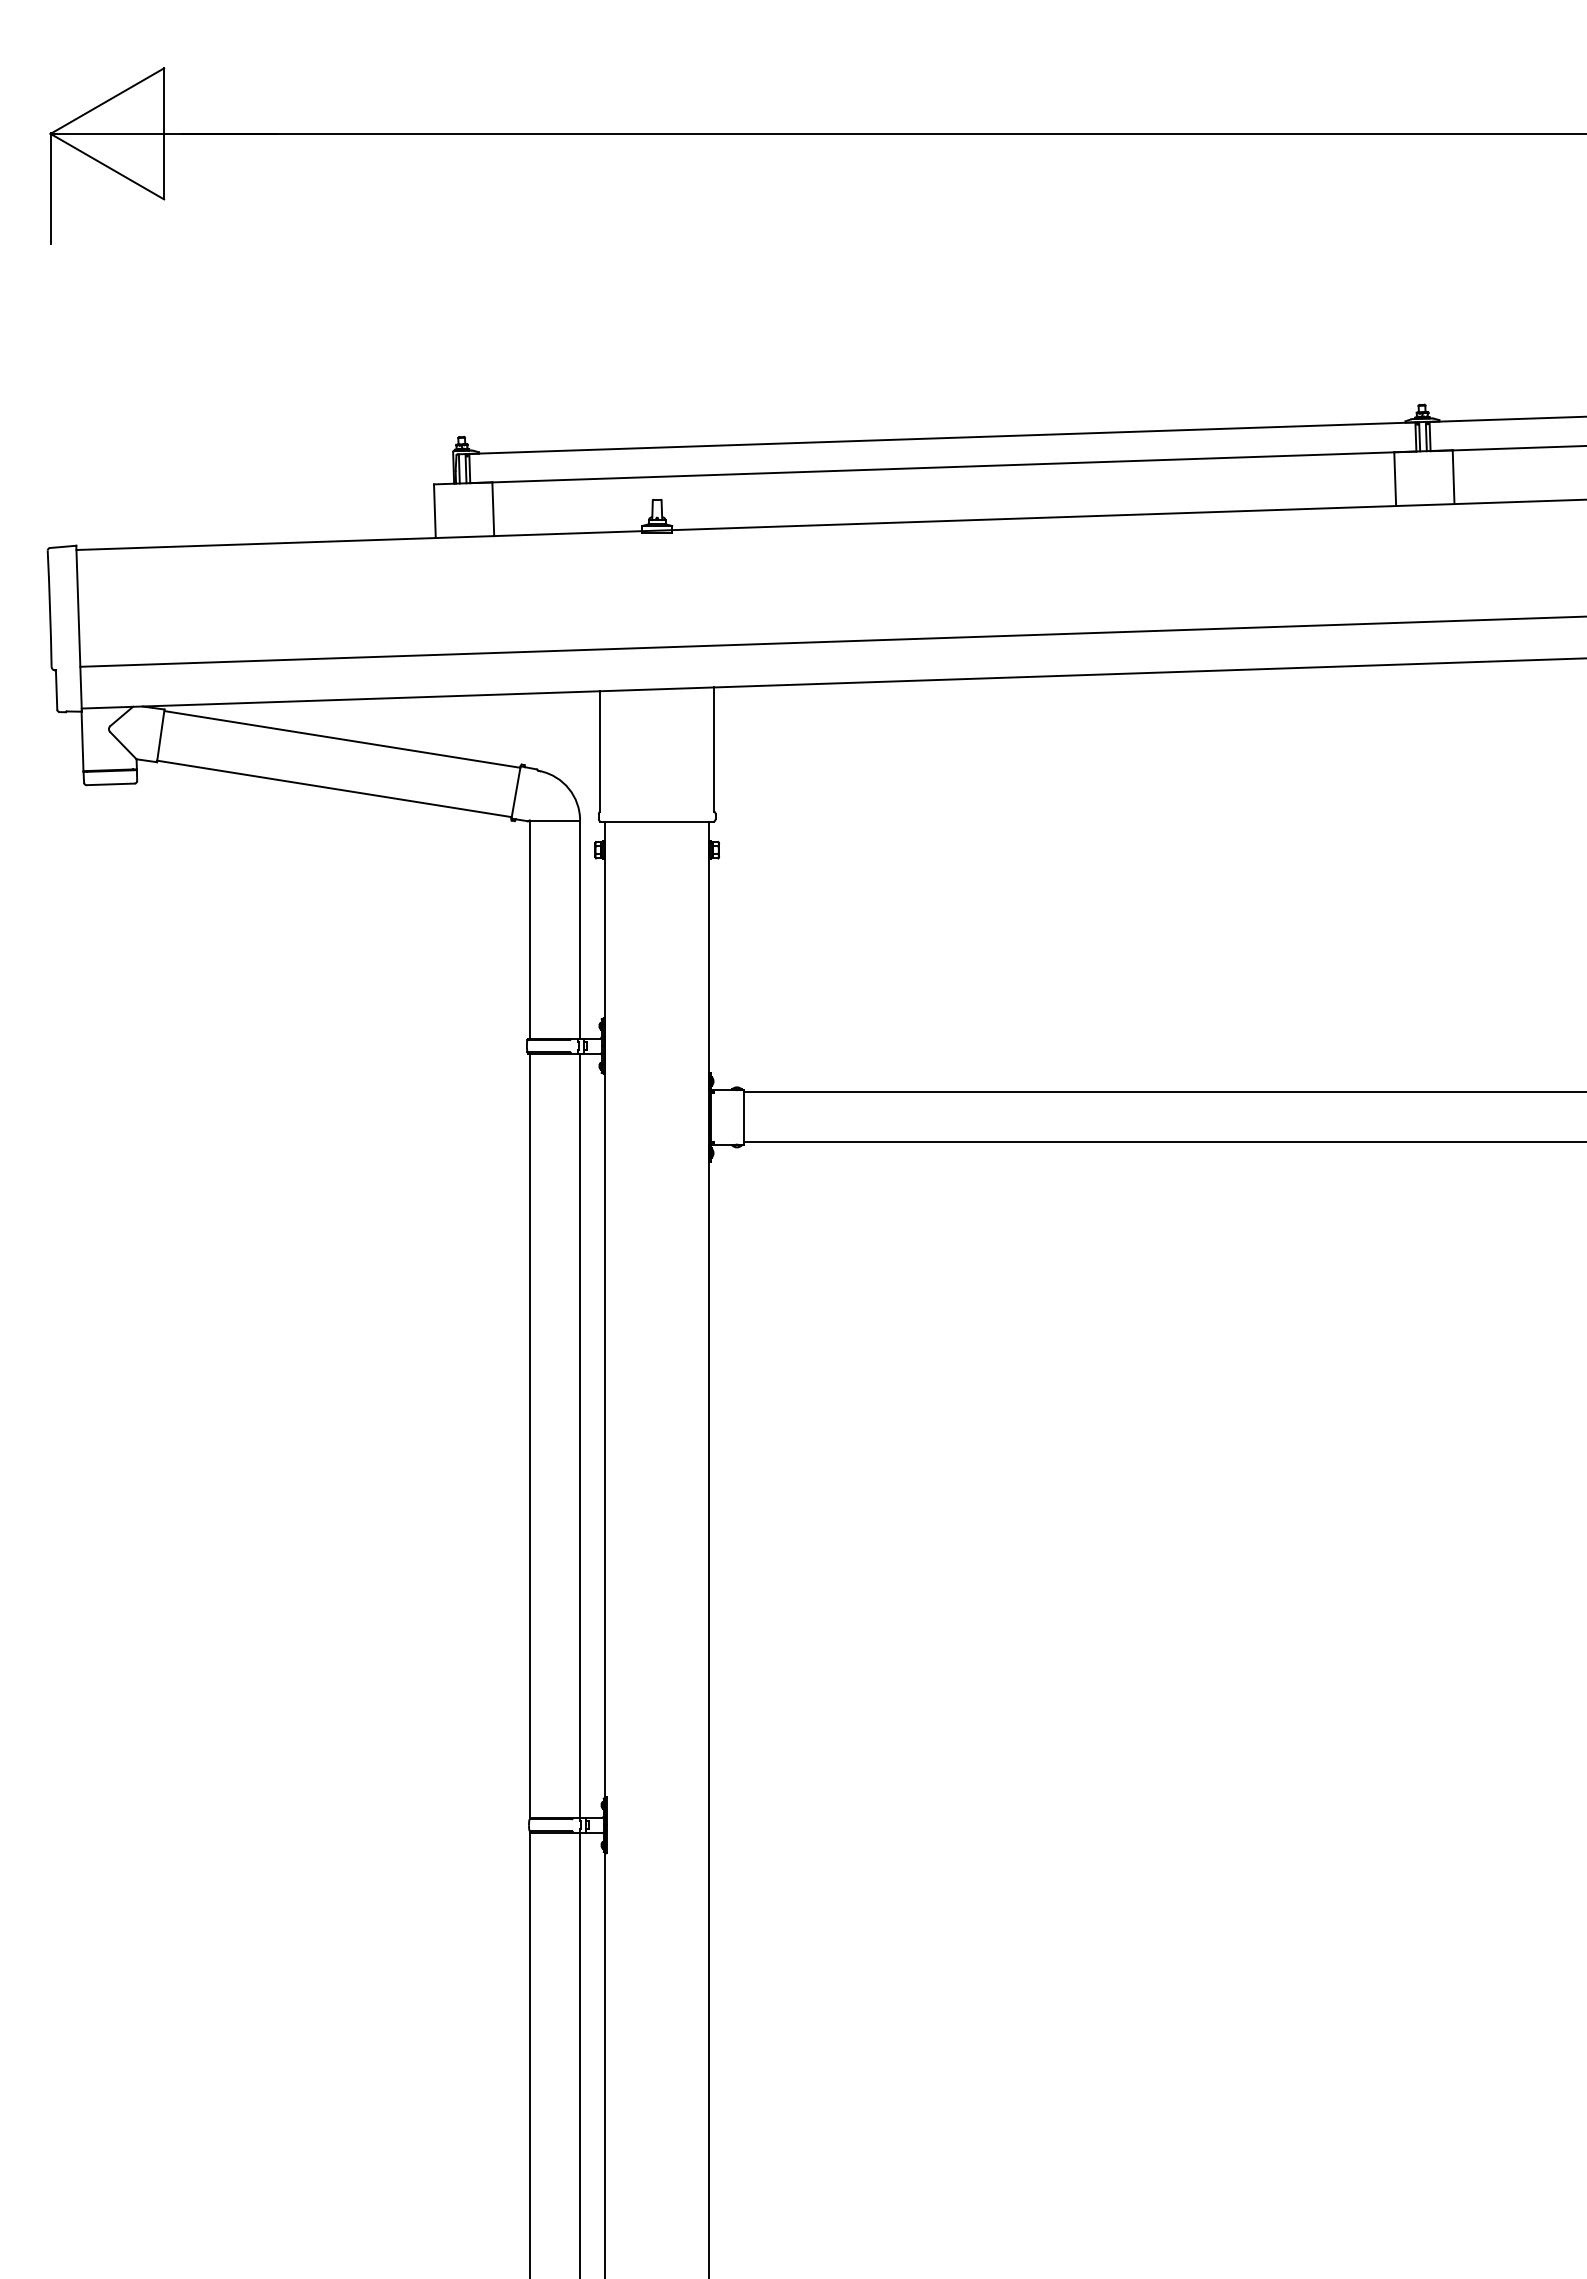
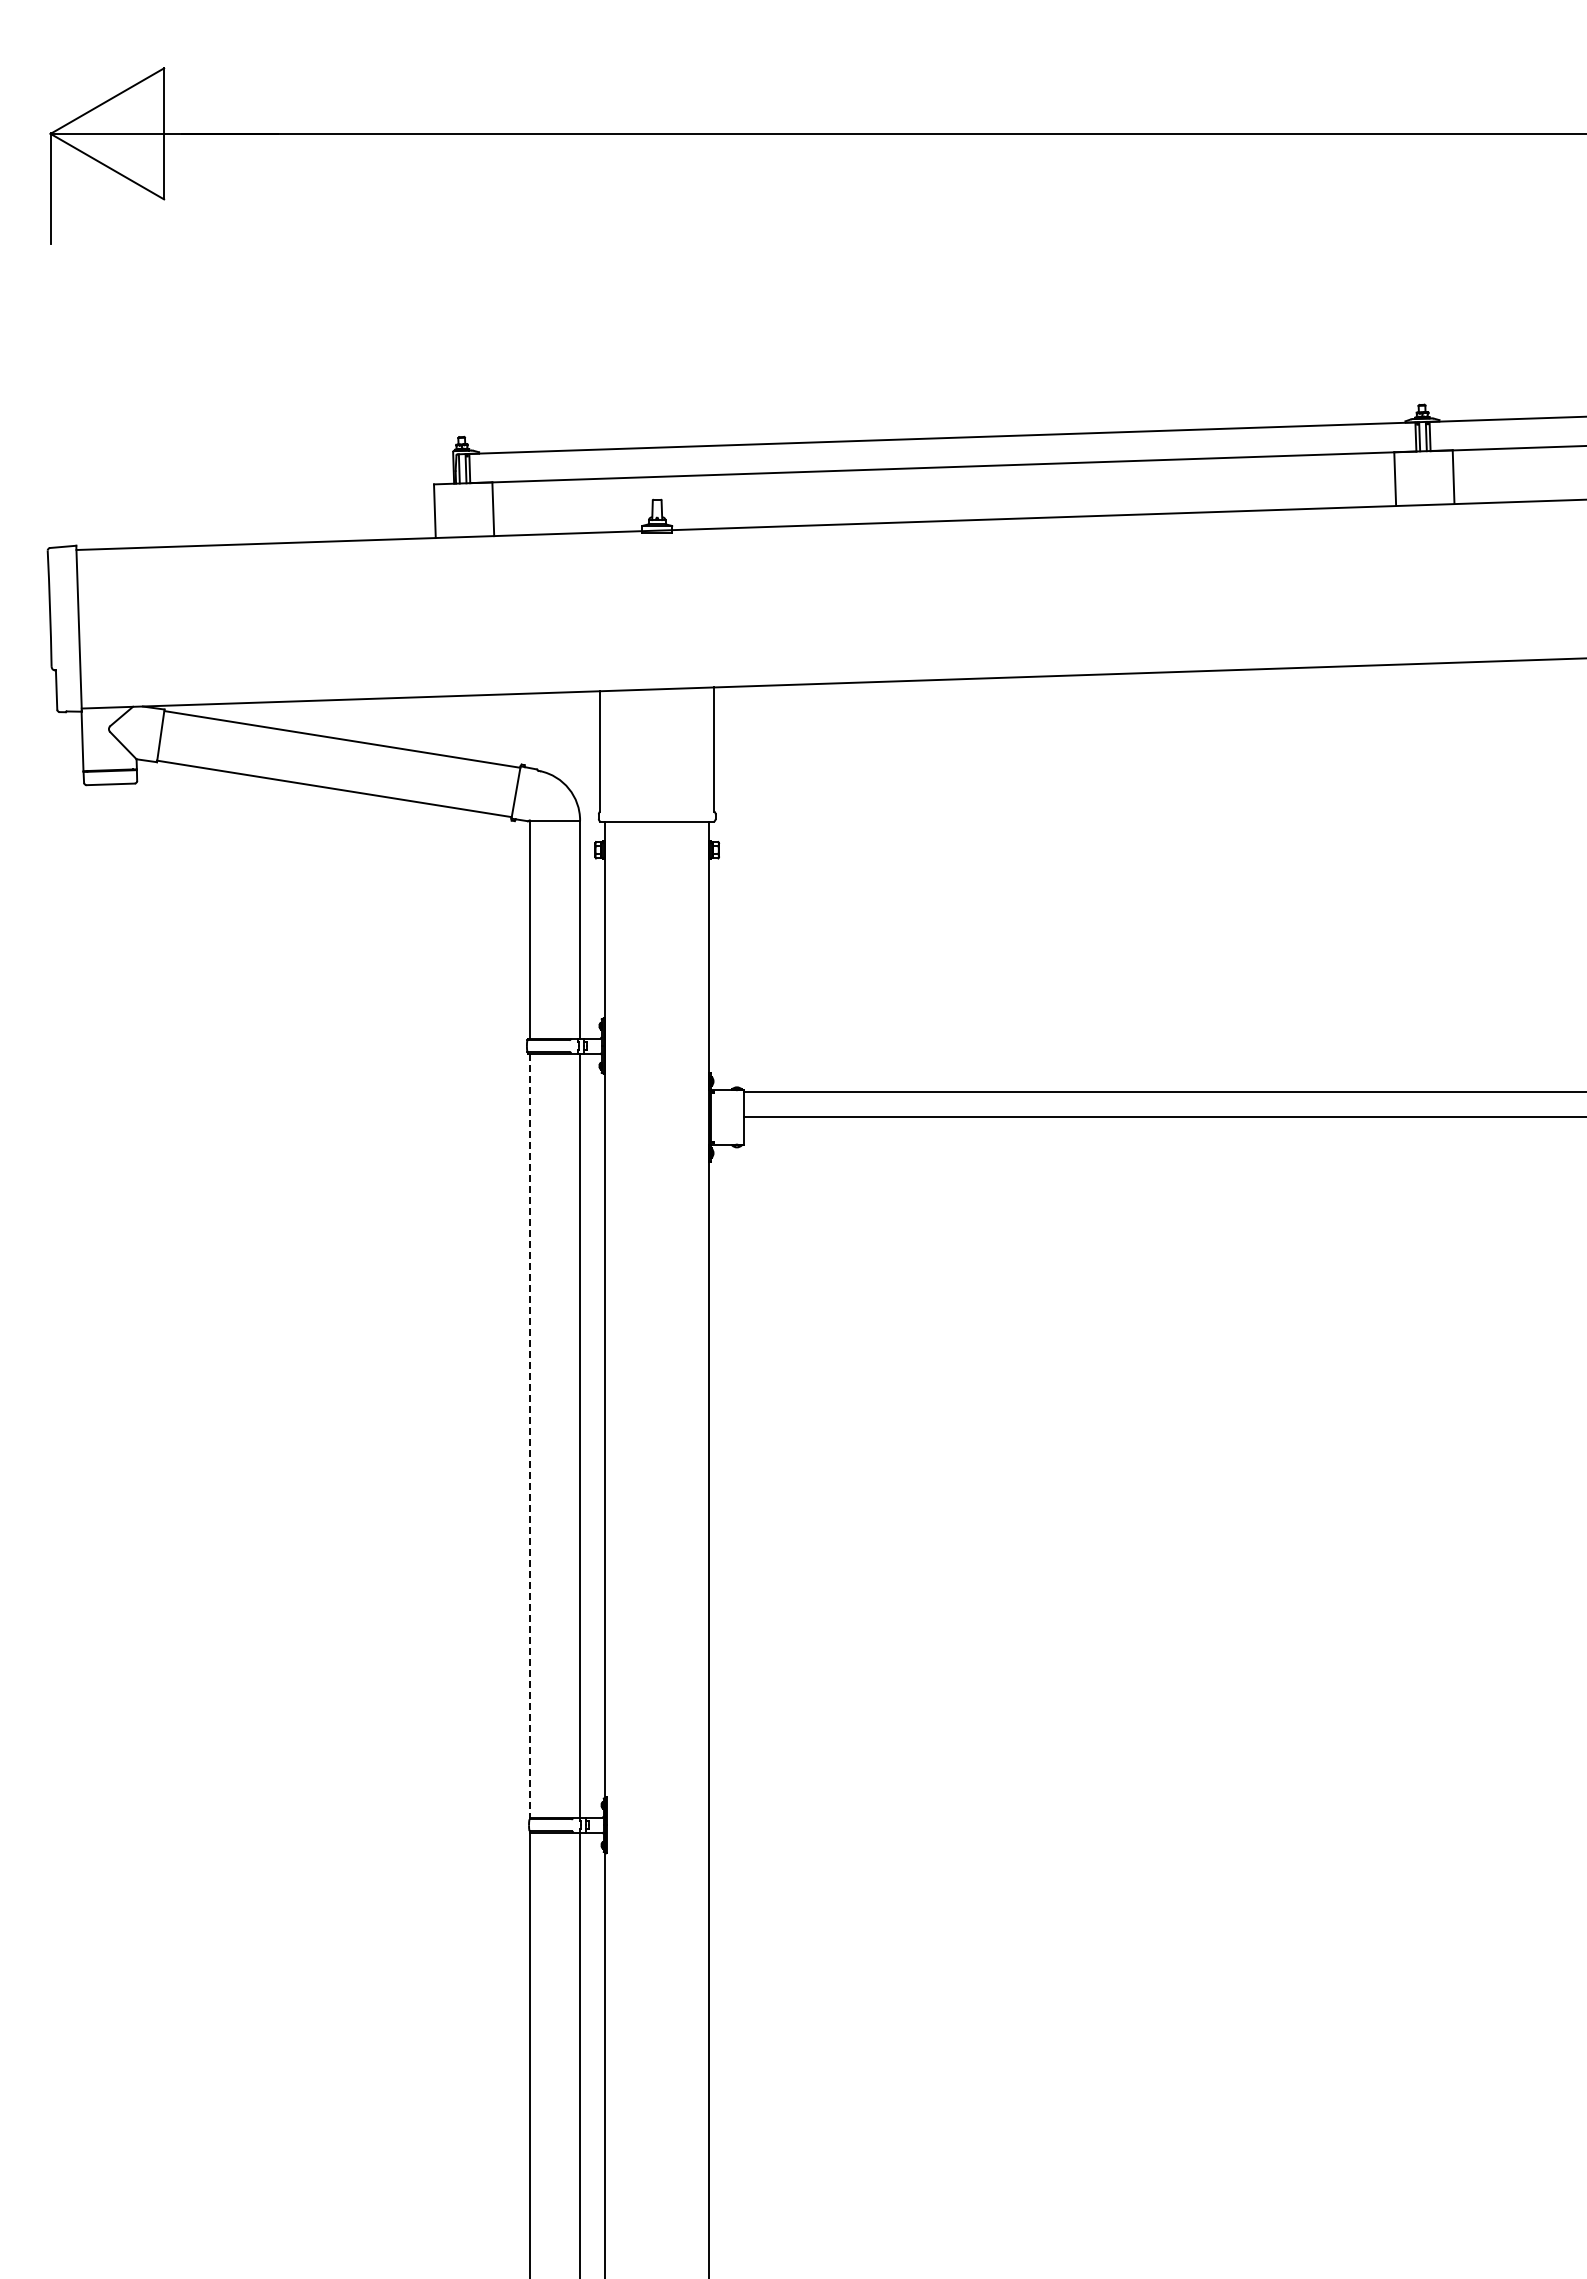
line: present -> none (831, 641)
line position: (1163, 1142) -> (1163, 1117) (1163, 1117)
line: solid -> dashed (529, 1436)
